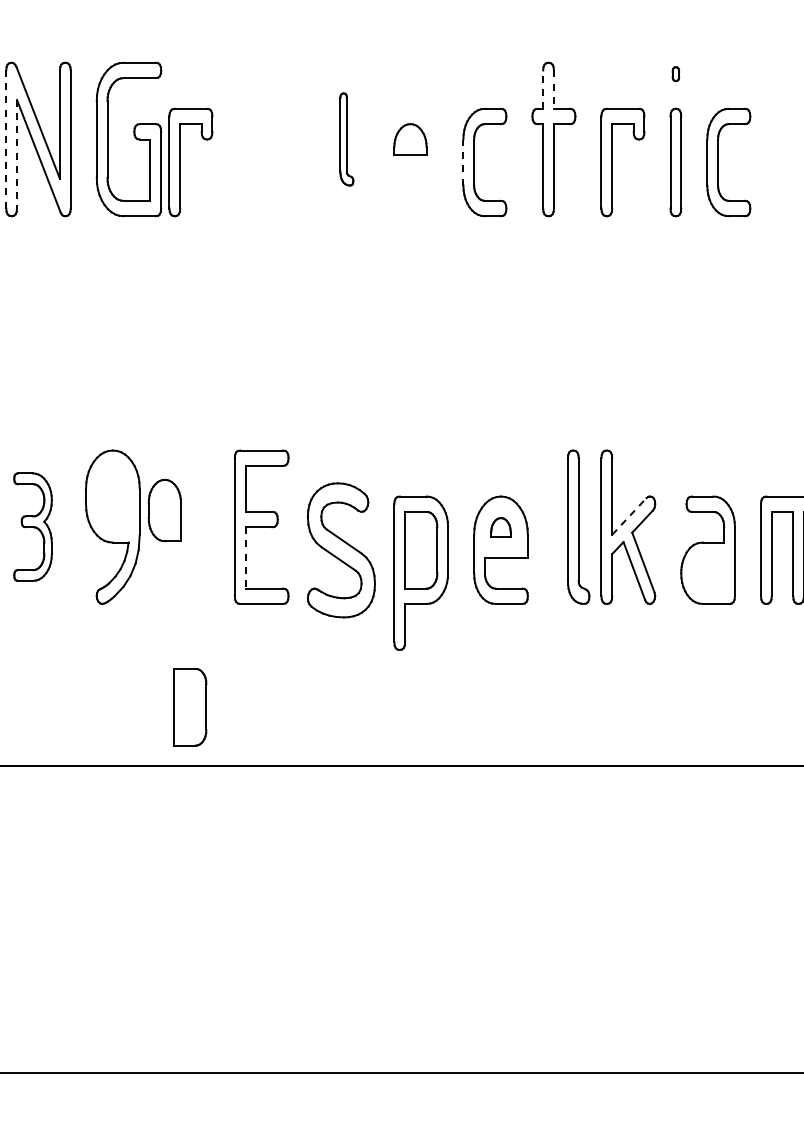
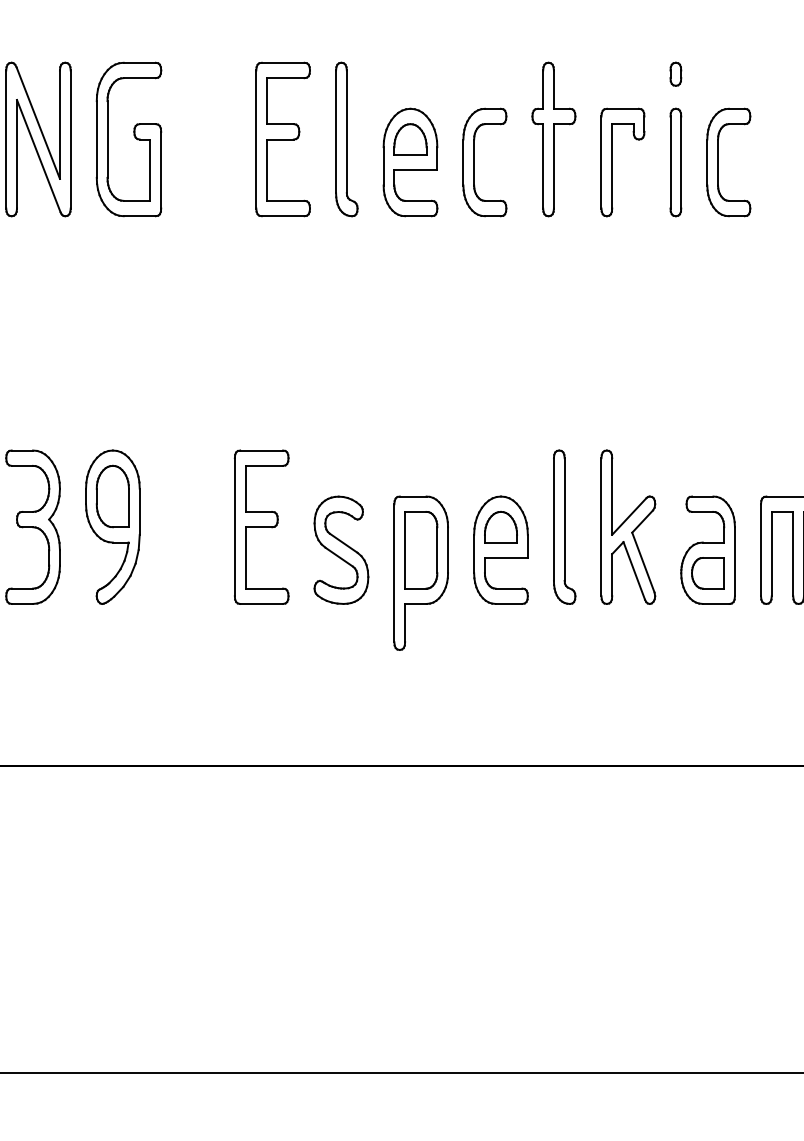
part size: 10x17 px -> 14x26 px (675, 73)
line: dashed -> solid (543, 89)
line: dashed -> solid (553, 90)
line: dashed -> solid (6, 139)
part: none -> present (282, 139)
part size: 16x95 px -> 24x157 px (346, 139)
line: dashed -> solid (17, 154)
part: present -> none (180, 162)
part: none -> present (410, 162)
line: dashed -> solid (463, 162)
part position: (164, 510) -> (112, 496) (112, 496)
line: dashed -> solid (629, 516)
part size: 40x110 px -> 56x156 px (32, 526)
part position: (578, 526) -> (564, 526) (564, 526)
part size: 22x21 px -> 34x33 px (500, 527)
part size: 70x137 px -> 57x110 px (341, 549)
line: dashed -> solid (245, 557)
part: none -> present (707, 573)
part: present -> none (190, 707)
